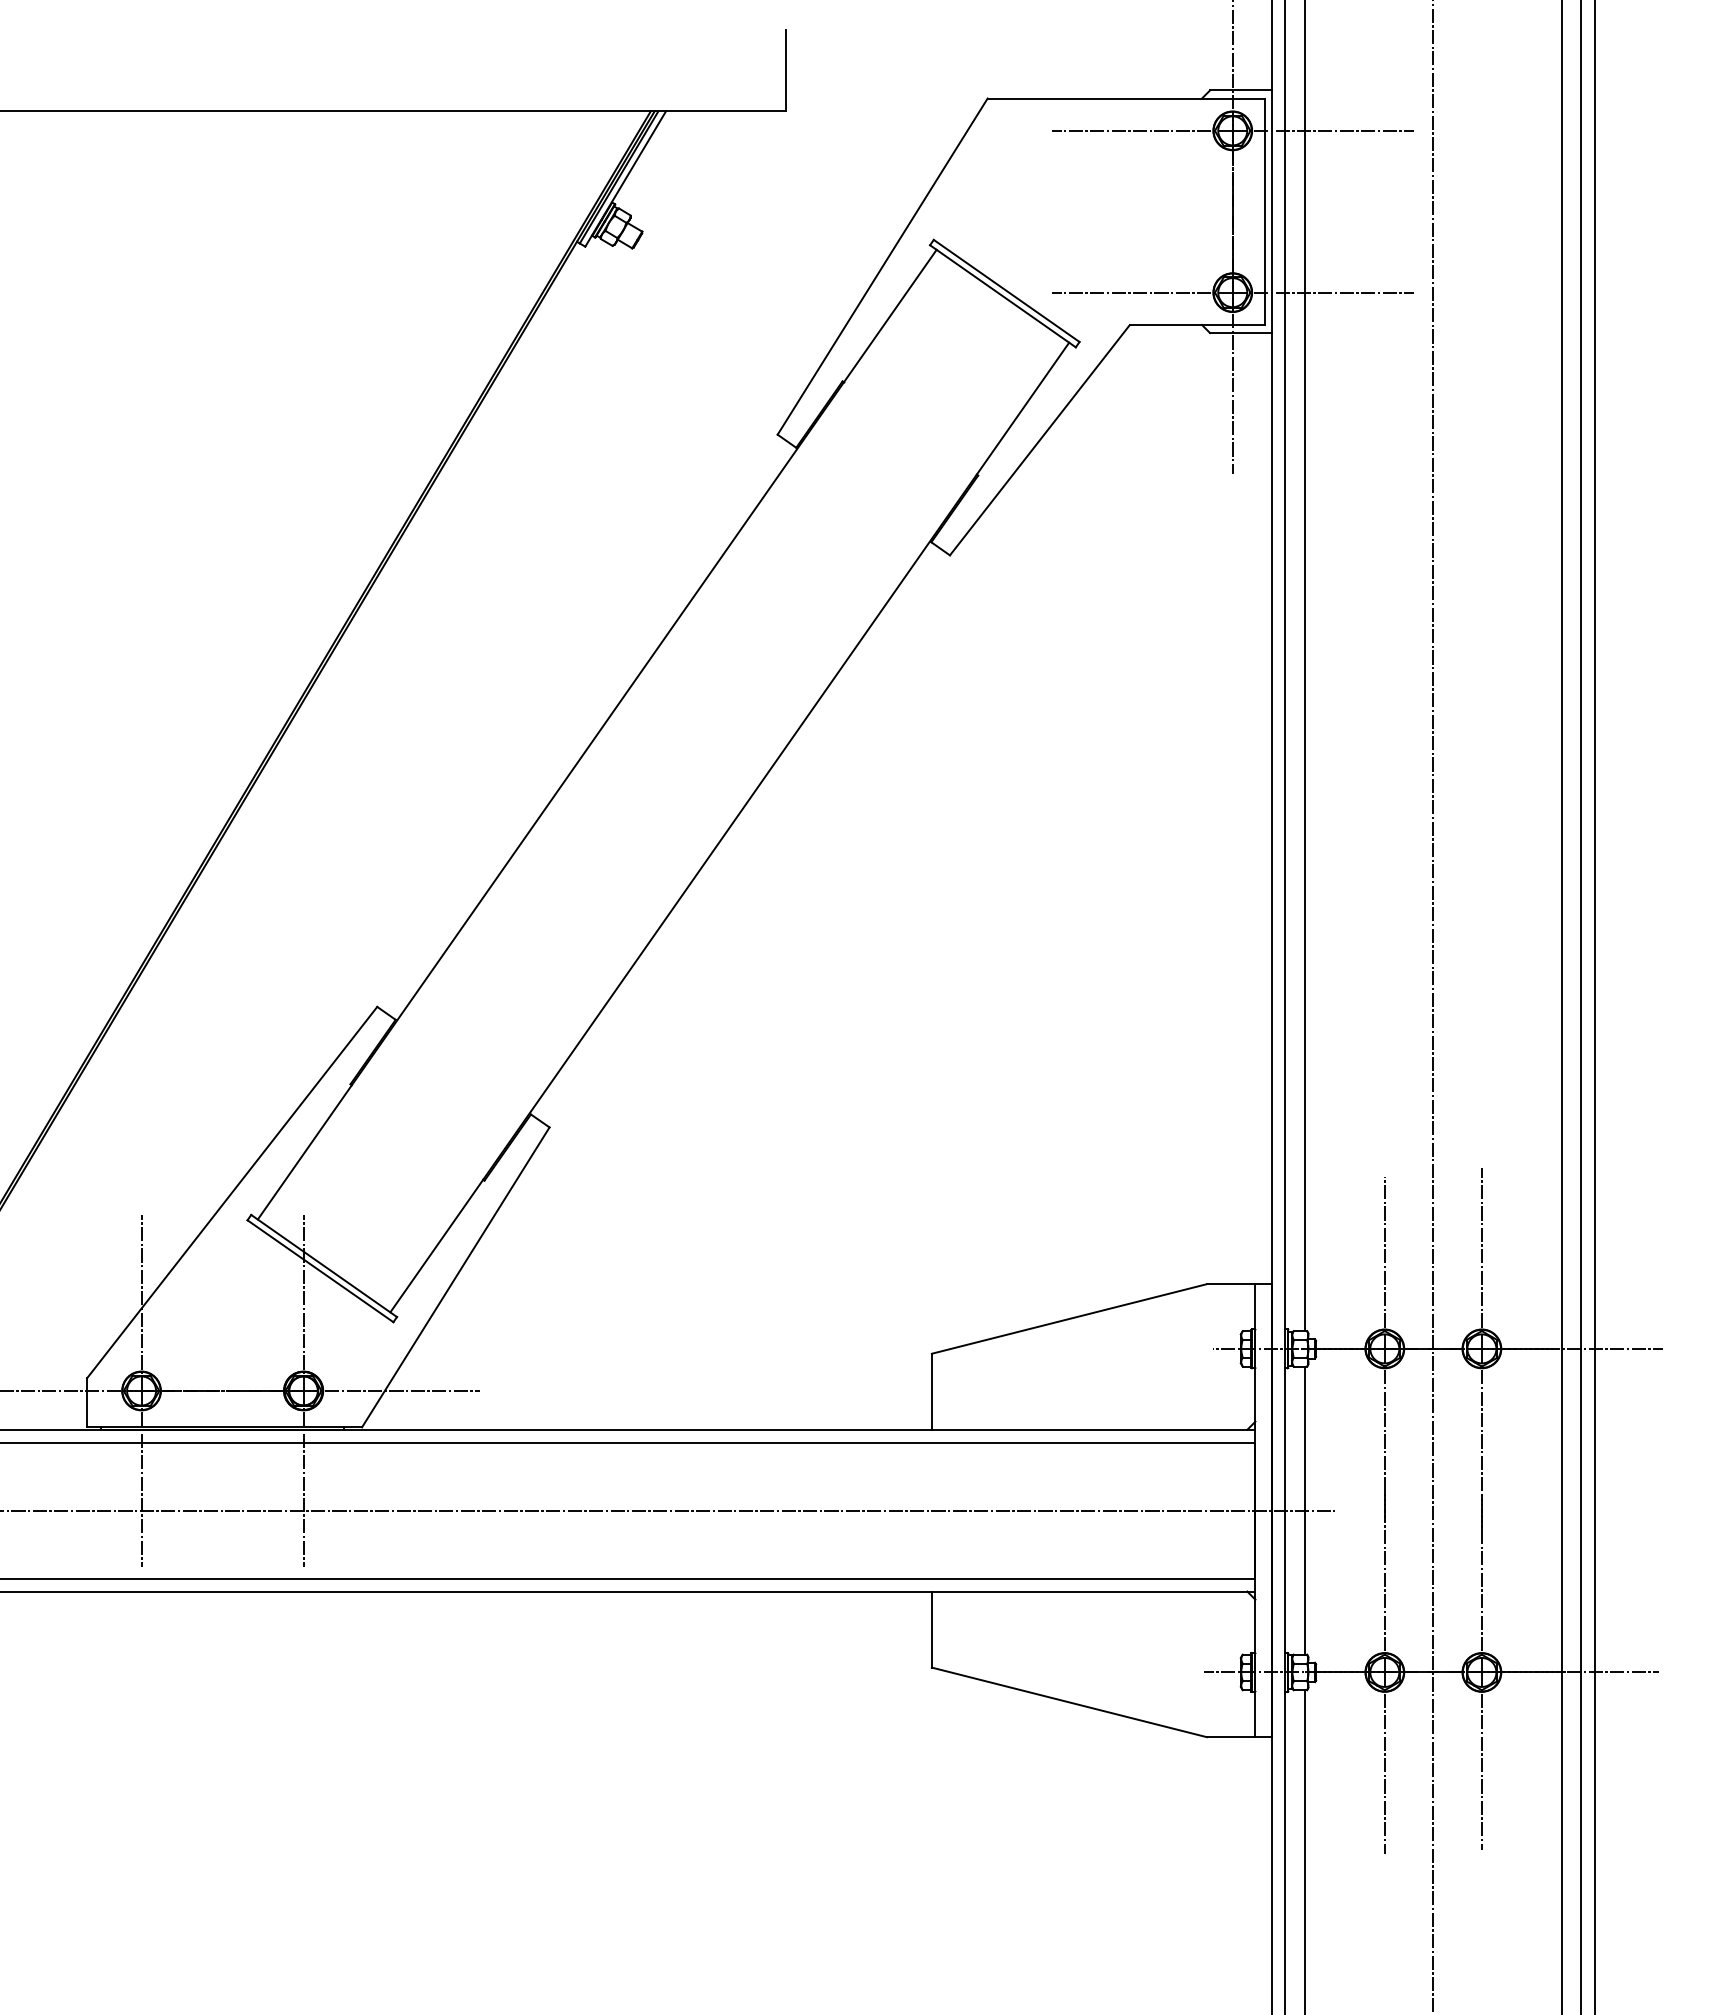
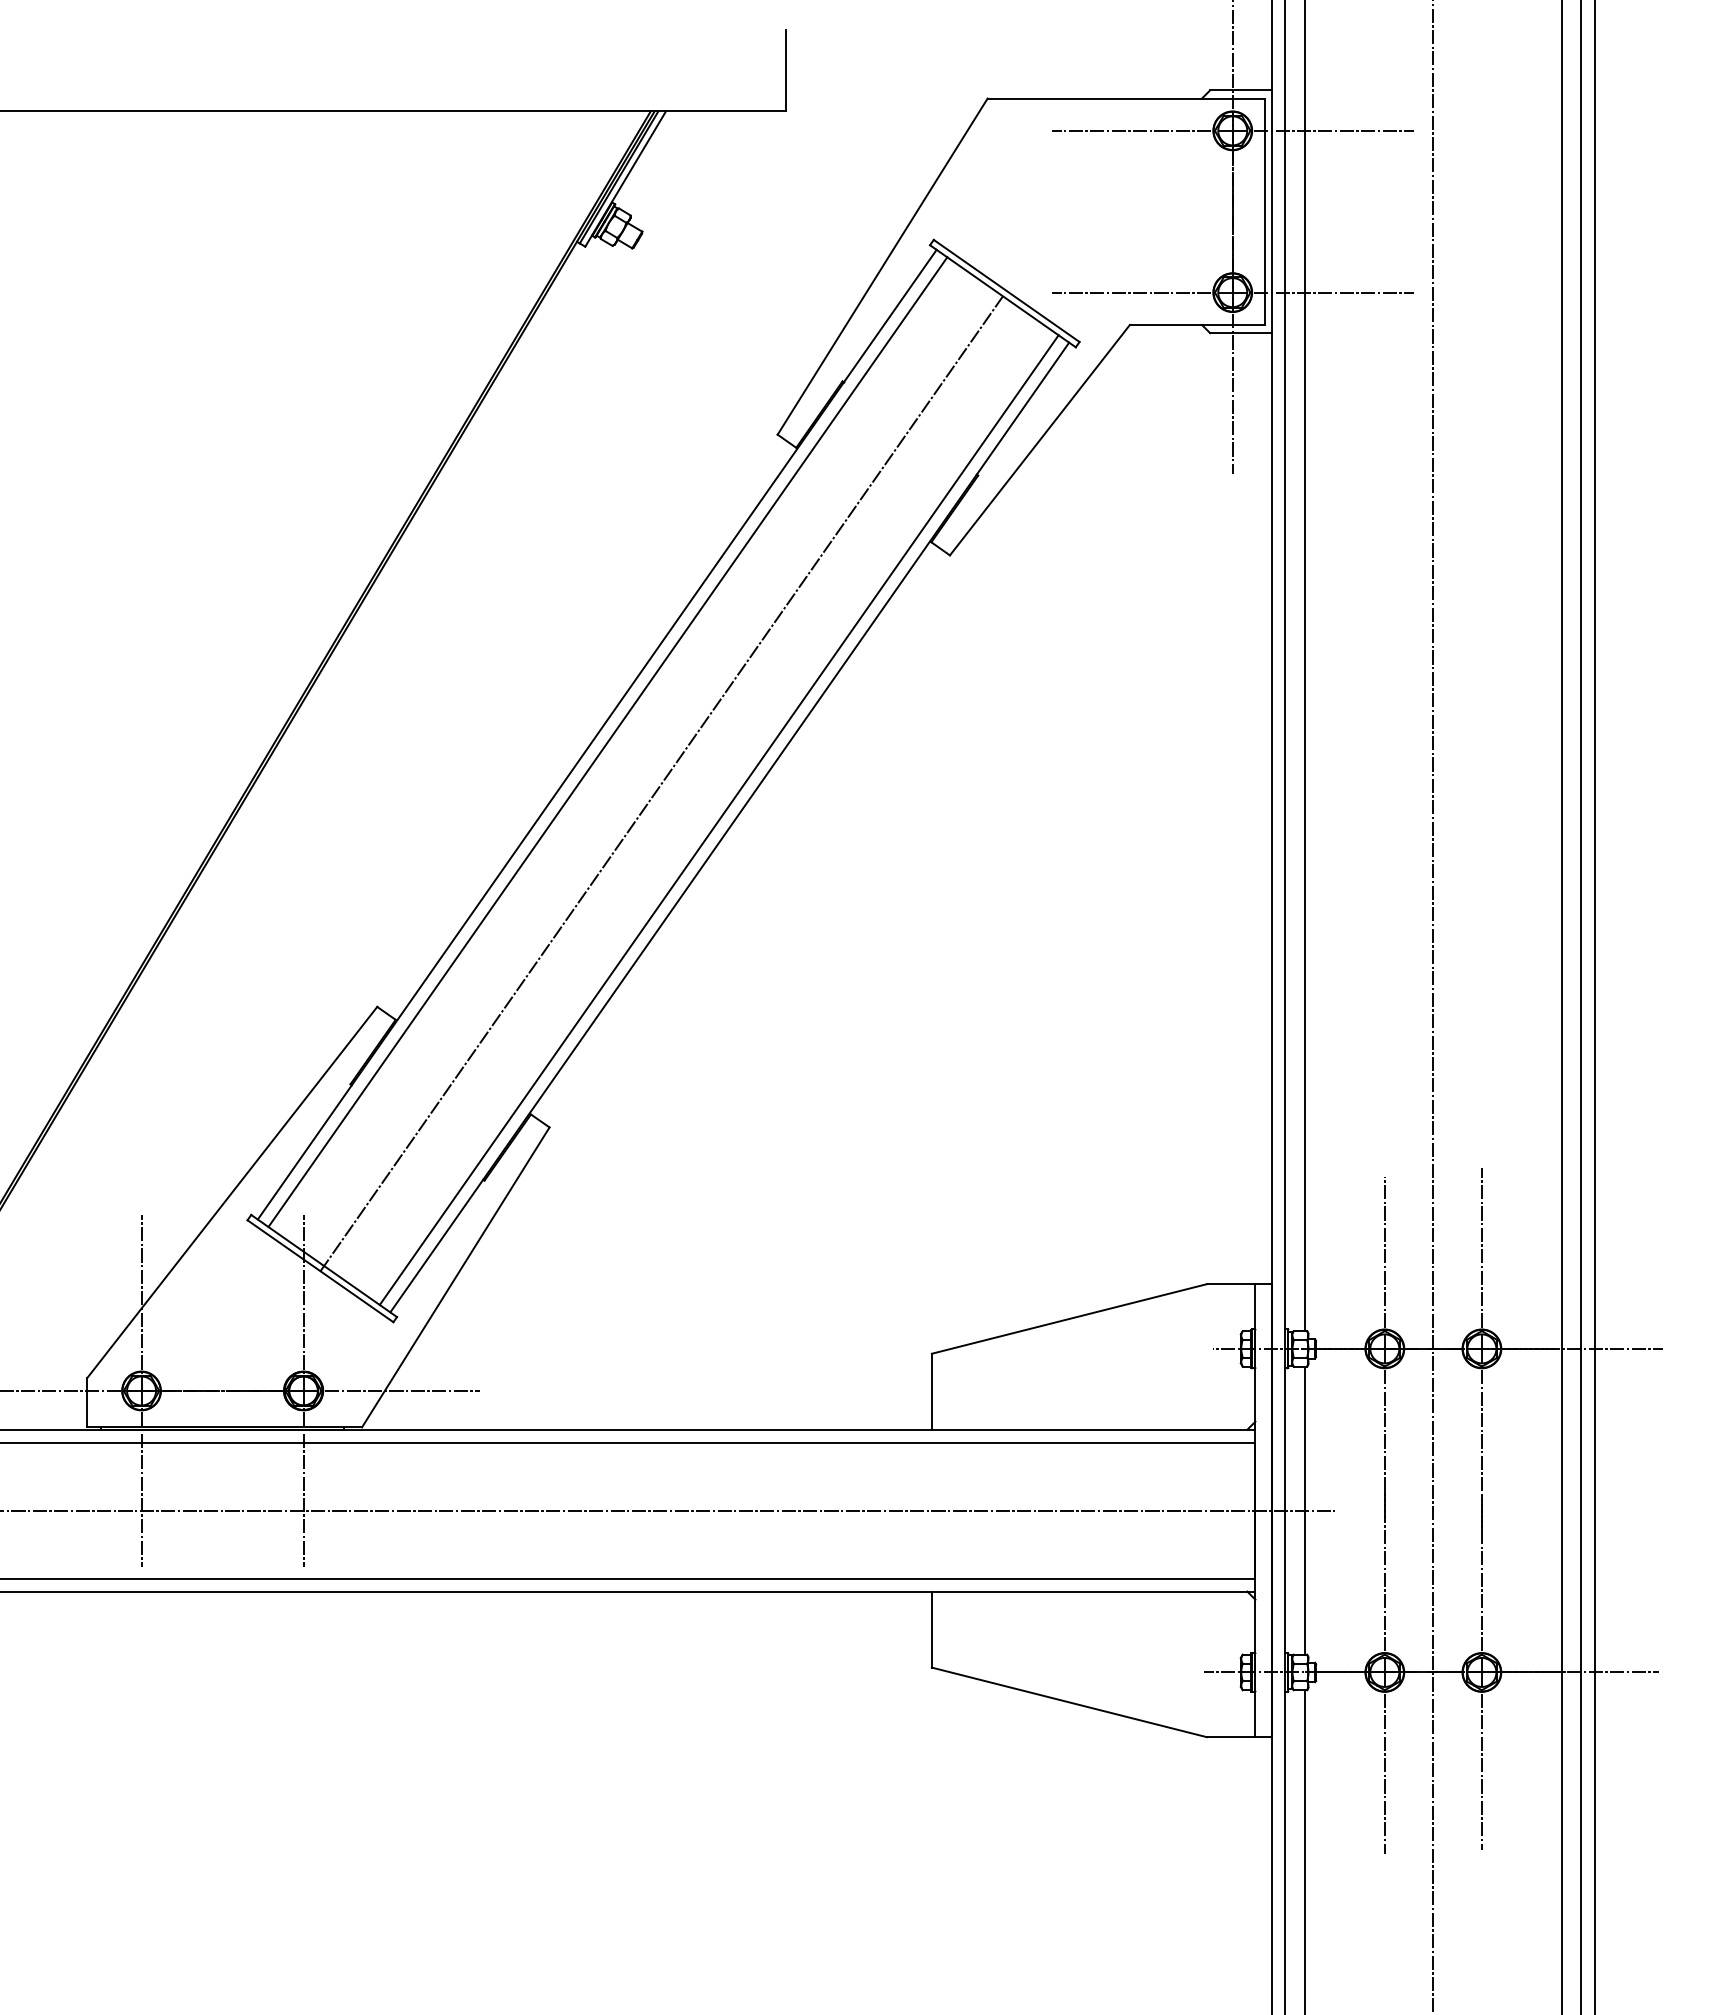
line: none -> present (607, 741)
line: none -> present (661, 783)
line: none -> present (718, 819)
